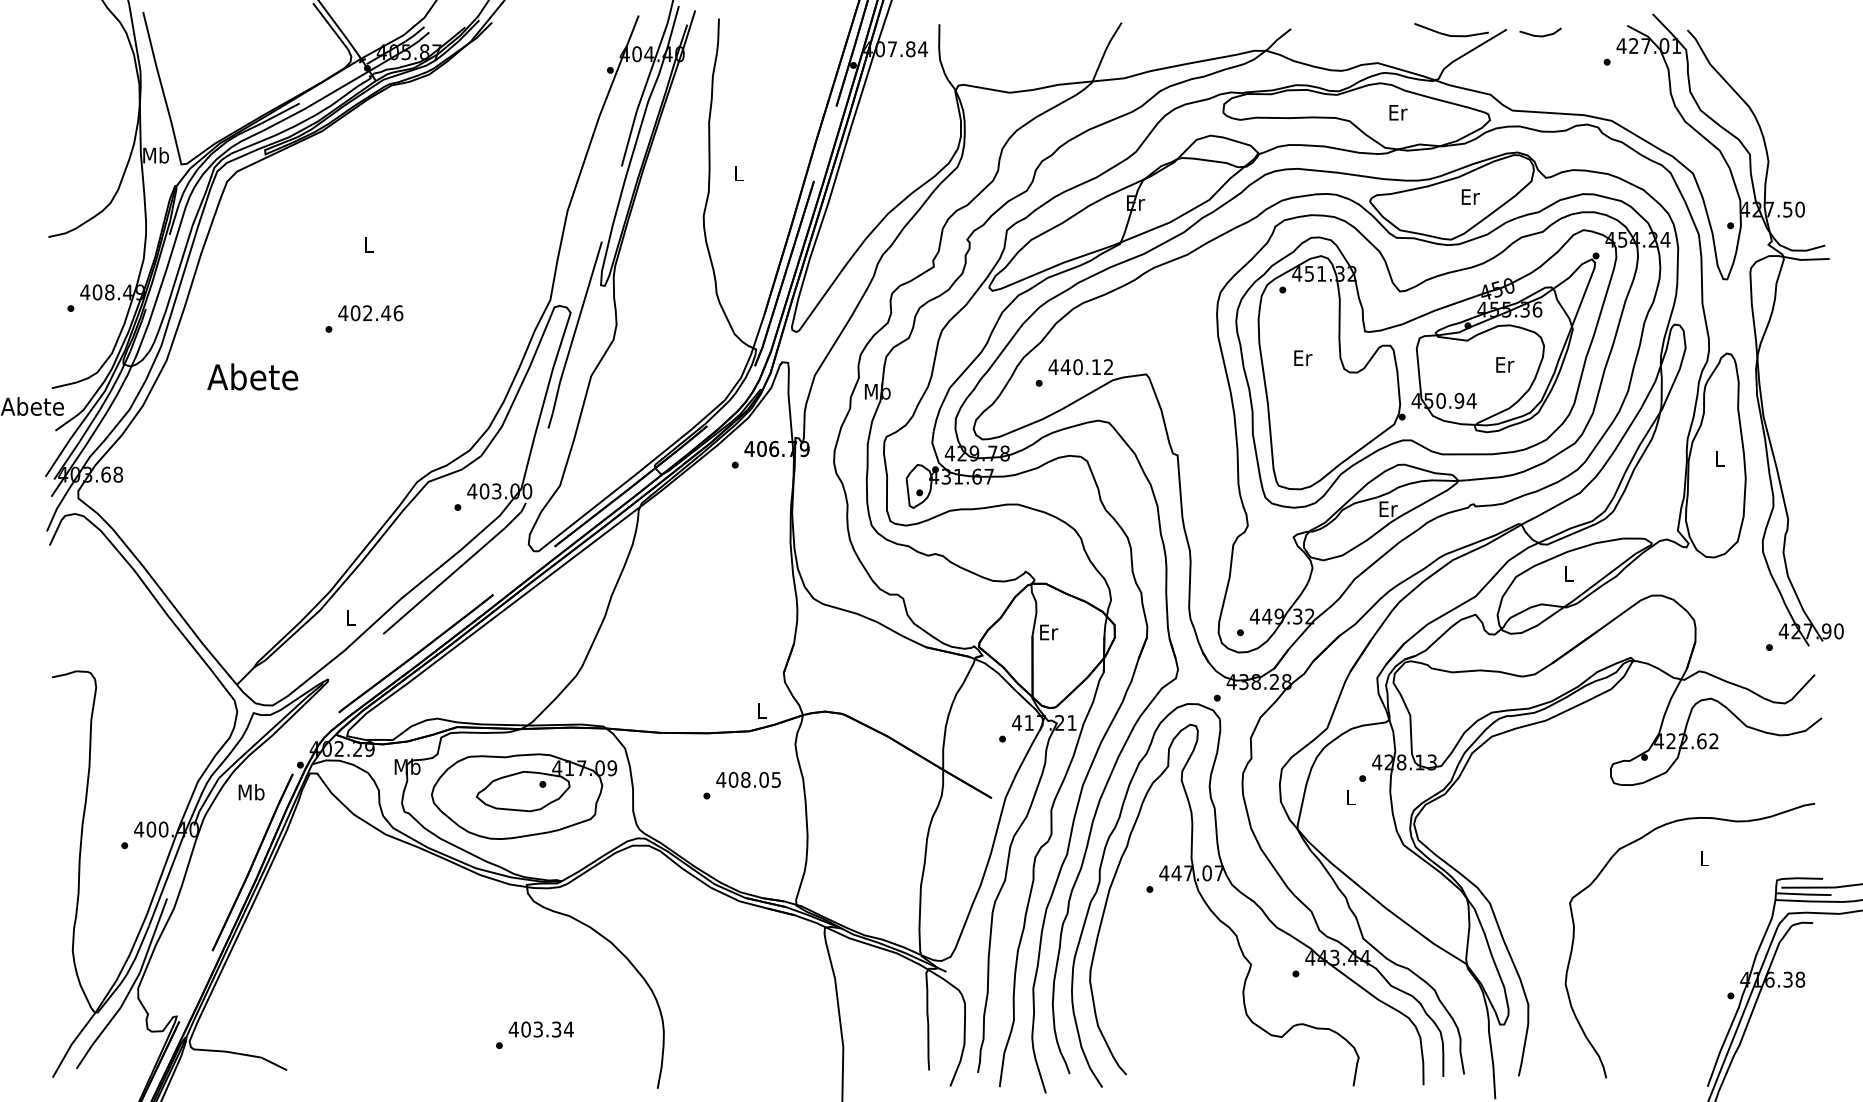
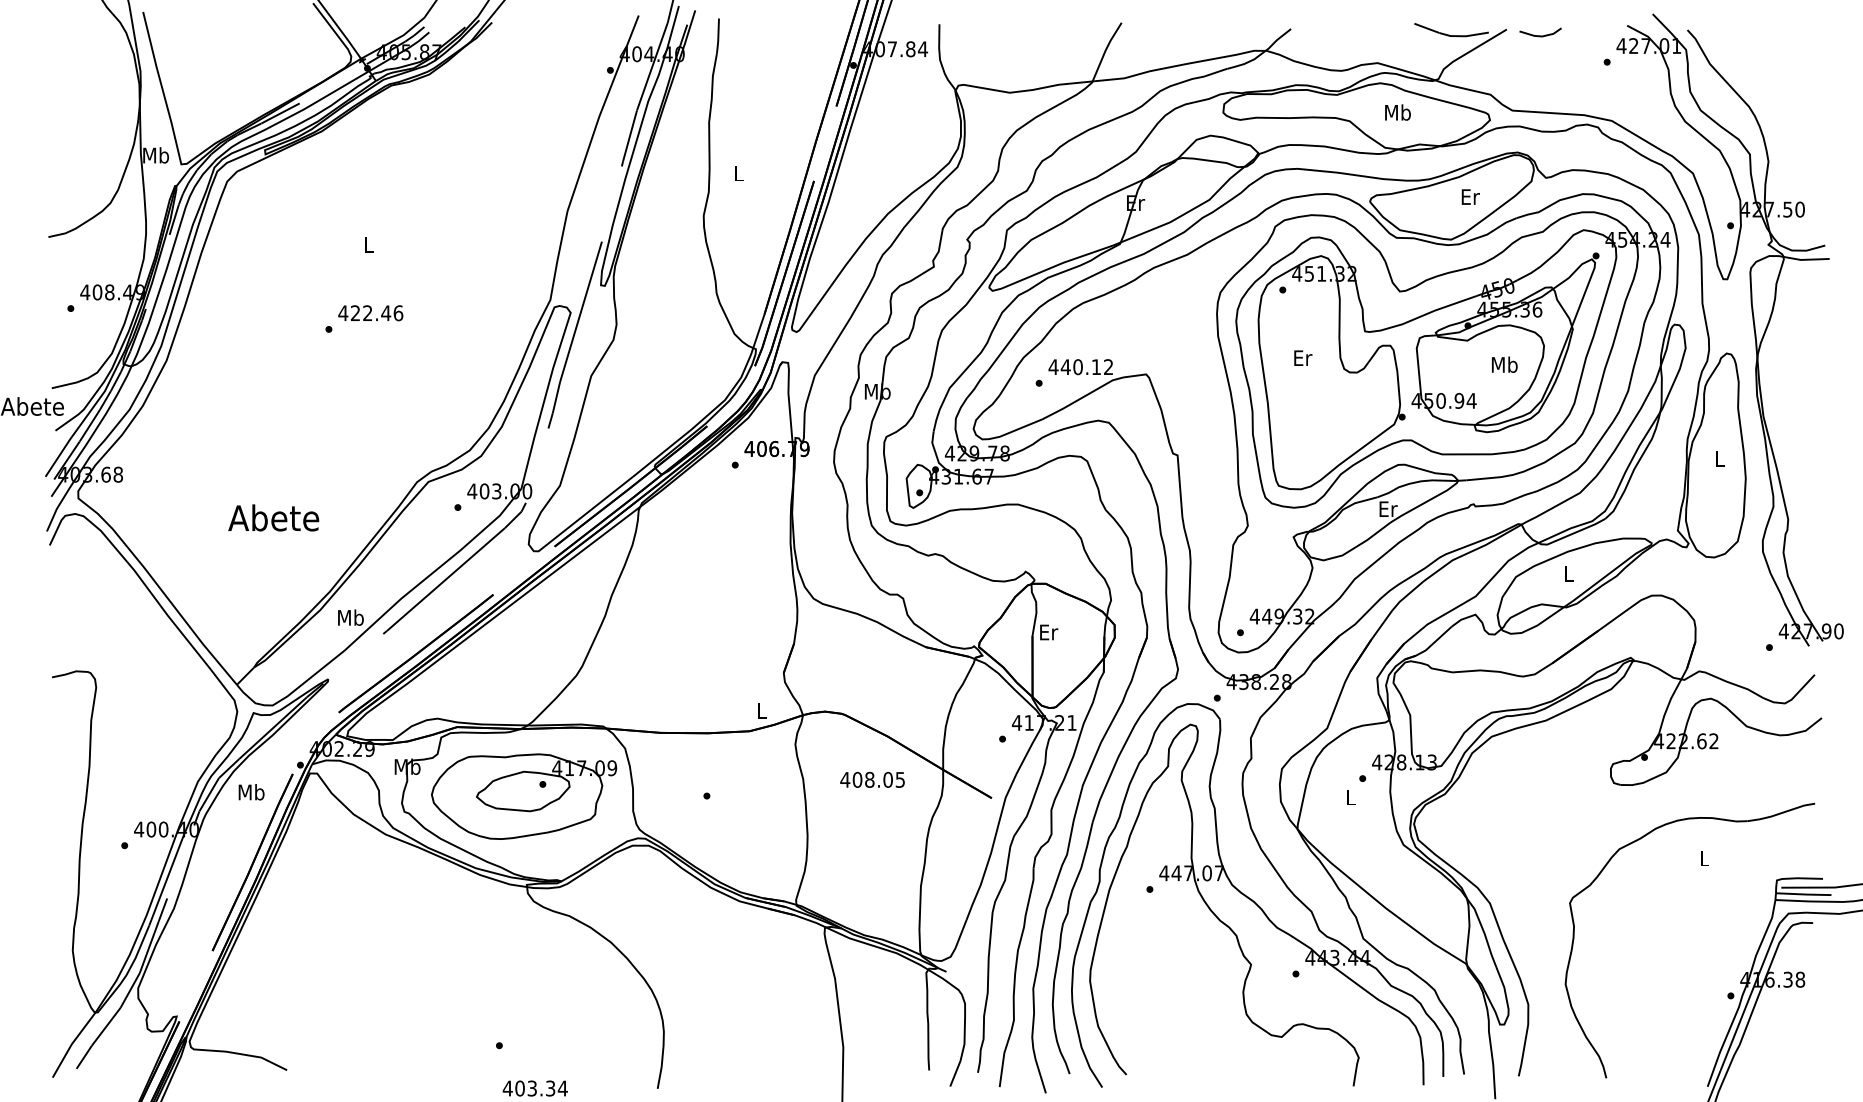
text: Er -> Mb (1397, 112)
text: 402.46 -> 422.46 (355, 313)
text: Er -> Mb (1504, 364)
text position: (252, 376) -> (273, 517) (273, 517)
text: L -> Mb (350, 617)
text position: (748, 779) -> (872, 779) (872, 779)
text position: (540, 1029) -> (534, 1088) (534, 1088)
